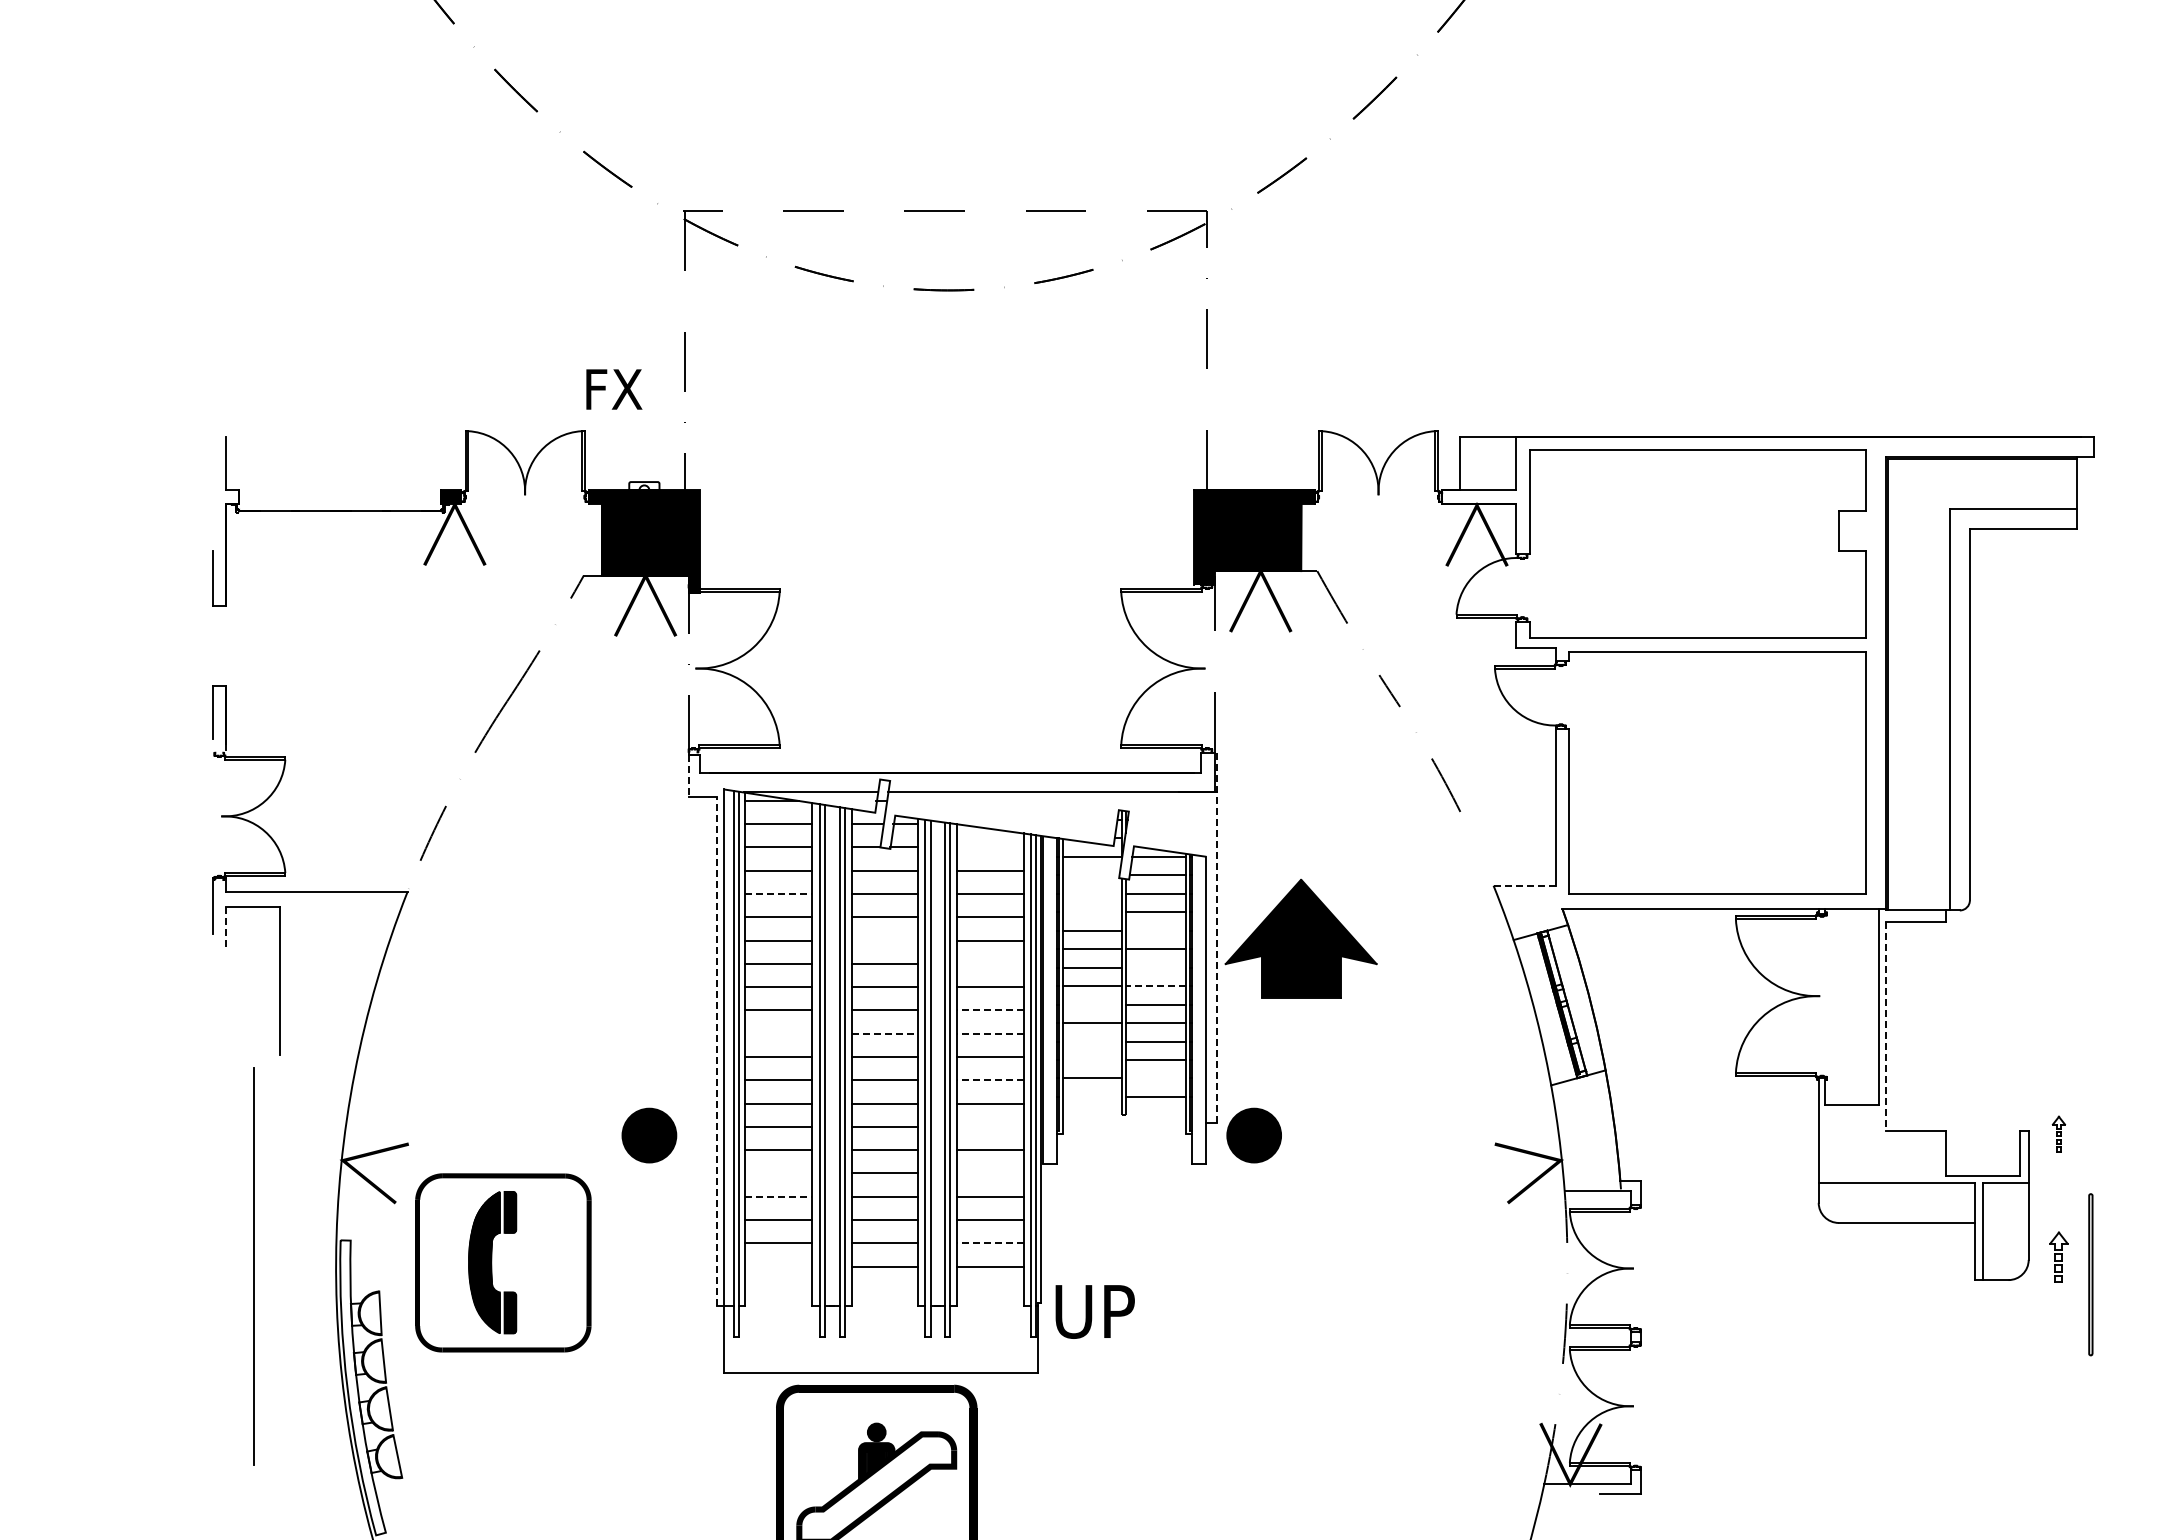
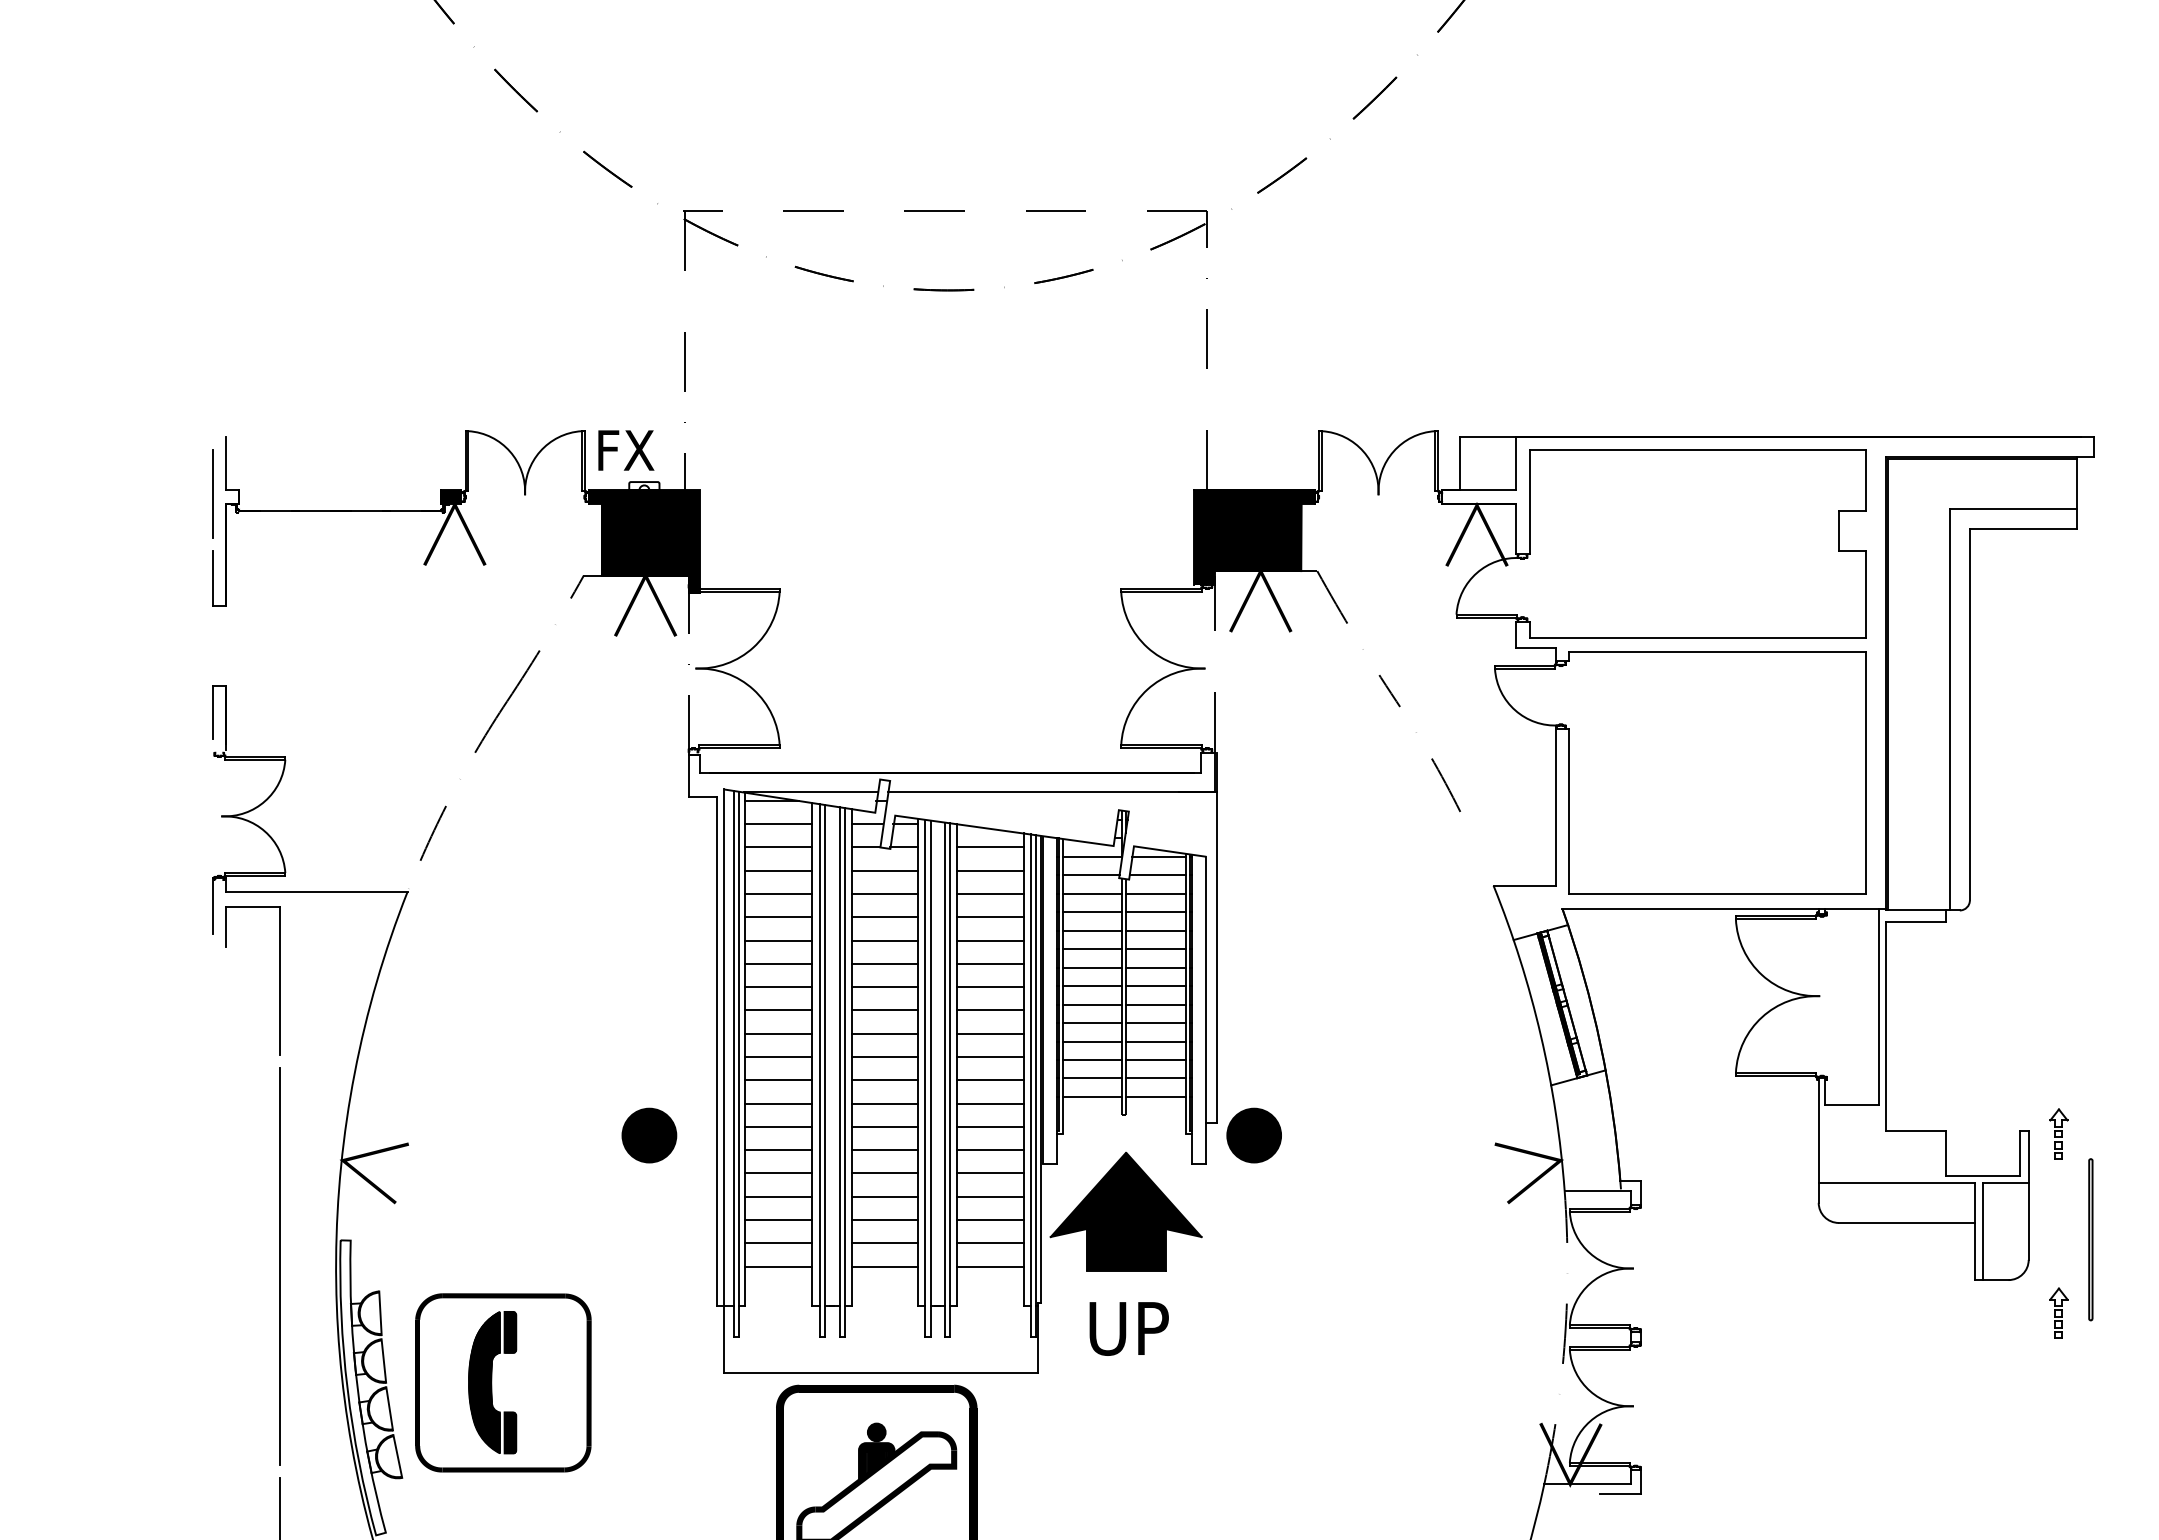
text position: (614, 389) -> (626, 450) (626, 450)
line: none -> present (212, 493)
line: dashed -> solid (688, 776)
line: none -> present (990, 847)
line: none -> present (1090, 875)
line: dashed -> solid (1524, 885)
line: none -> present (1092, 893)
line: dashed -> solid (779, 894)
line: none -> present (1092, 912)
line: dashed -> solid (226, 927)
line: none -> present (1155, 930)
line: dashed -> solid (1216, 938)
part position: (1300, 938) -> (1125, 1211) (1125, 1211)
line: none -> present (884, 940)
line: none -> present (990, 963)
line: none -> present (1155, 967)
line: dashed -> solid (1155, 986)
line: none -> present (1092, 1004)
line: dashed -> solid (990, 1010)
line: dashed -> solid (1885, 1026)
line: none -> present (778, 1033)
line: dashed -> solid (885, 1033)
line: dashed -> solid (990, 1033)
line: none -> present (1092, 1041)
line: dashed -> solid (717, 1050)
line: none -> present (1092, 1060)
line: none -> present (1155, 1078)
line: dashed -> solid (990, 1080)
line: none -> present (1092, 1096)
line: none -> present (990, 1126)
part size: 15x38 px -> 20x52 px (2058, 1133)
line: none -> present (778, 1173)
line: none -> present (990, 1173)
line: dashed -> solid (779, 1196)
line: dashed -> solid (990, 1243)
part position: (2058, 1256) -> (2058, 1312) (2058, 1312)
part position: (503, 1262) -> (503, 1382) (503, 1382)
line position: (253, 1266) -> (279, 1266) (279, 1266)
line: none -> present (778, 1266)
part position: (2090, 1274) -> (2090, 1239) (2090, 1239)
text position: (1094, 1311) -> (1128, 1328) (1128, 1328)
line: none -> present (279, 1507)
